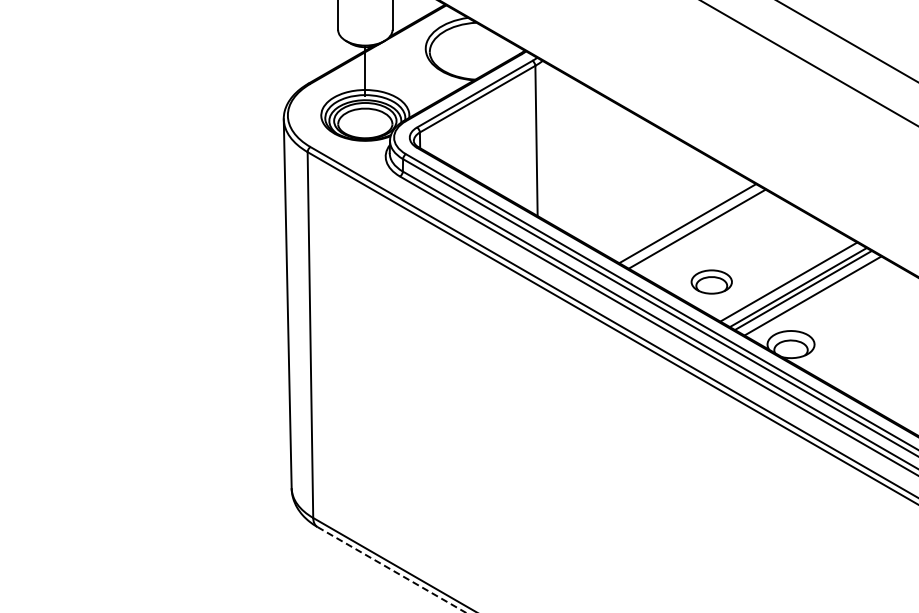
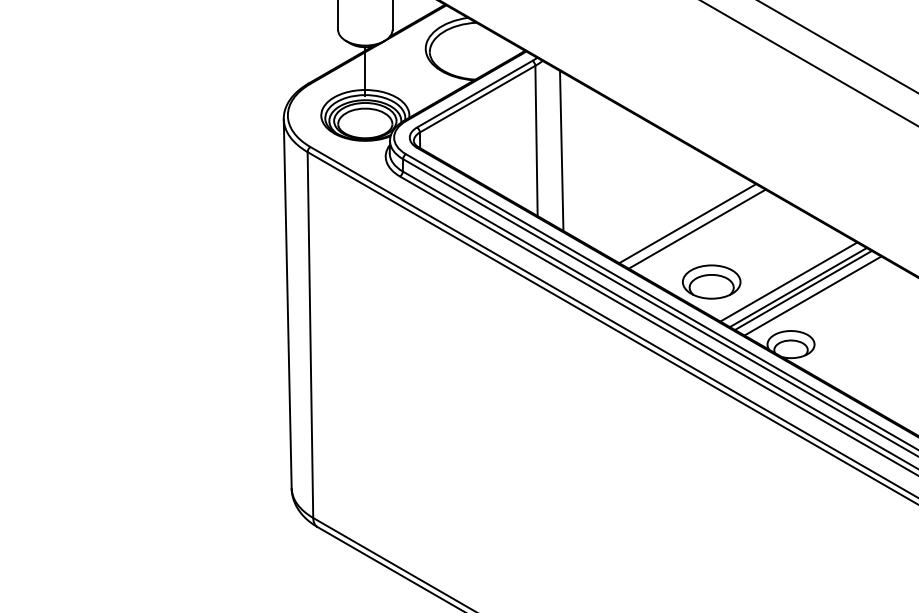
line position: (847, 41) -> (838, 46) (838, 46)
line: none -> present (561, 150)
part size: 43x26 px -> 60x36 px (711, 281)
line: dashed -> solid (391, 570)
